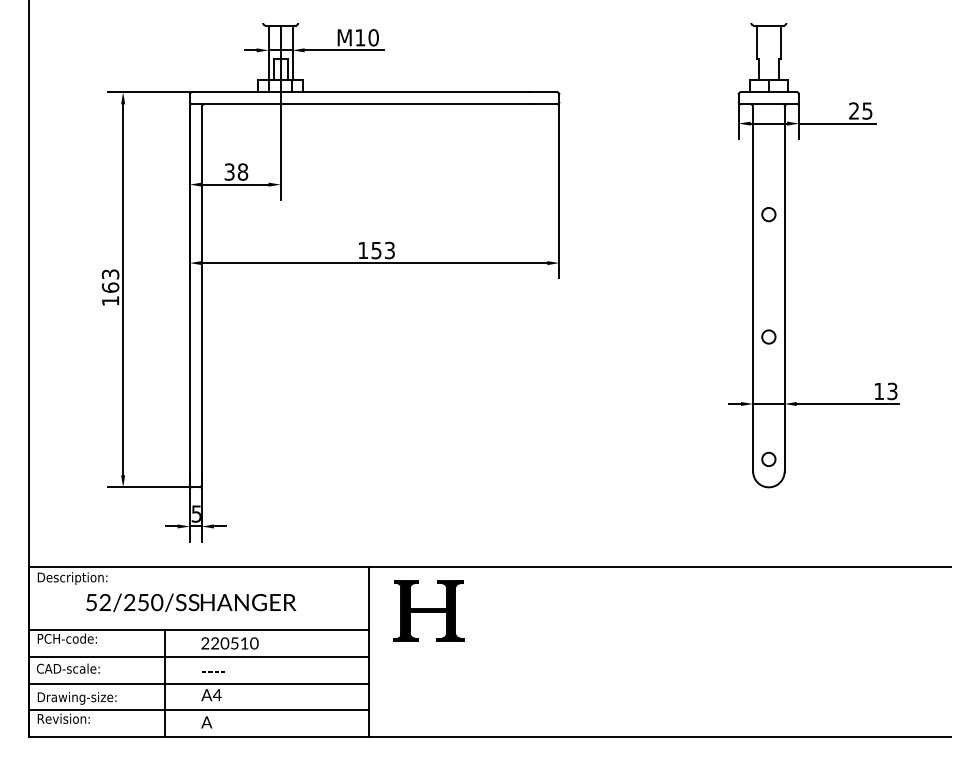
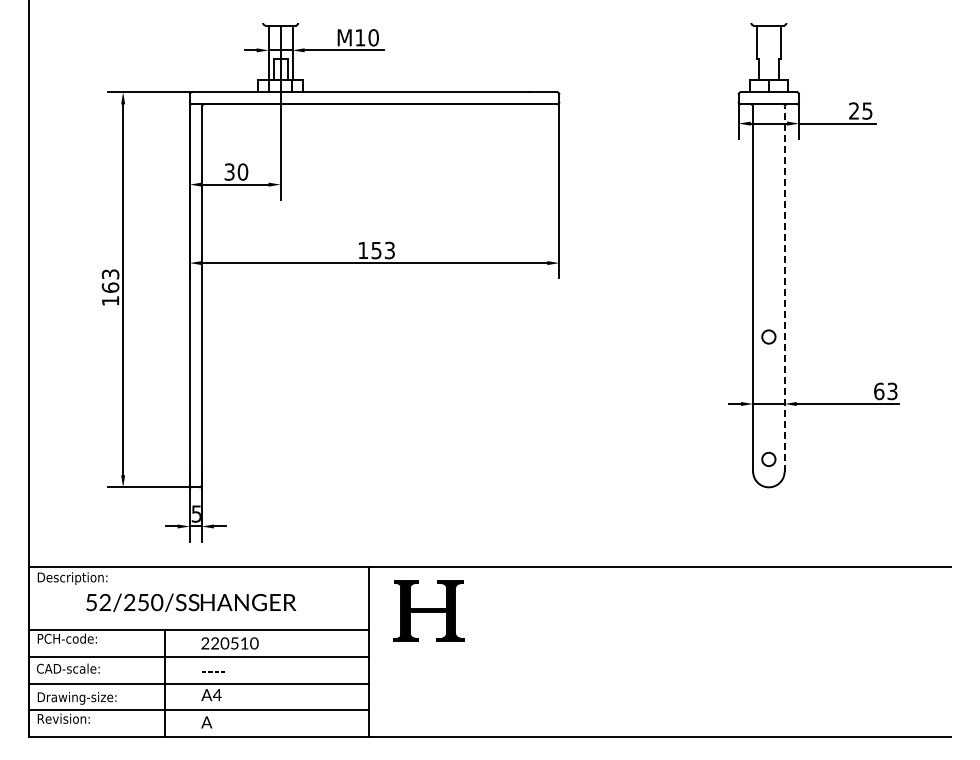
text: 38 -> 30 (242, 171)
circle: present -> none (768, 214)
line: solid -> dashed (784, 288)
text: 13 -> 63 (879, 391)
